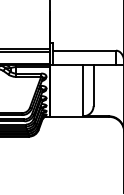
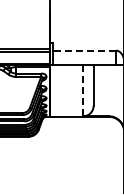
line: solid -> dashed (84, 50)
line: solid -> dashed (83, 91)
